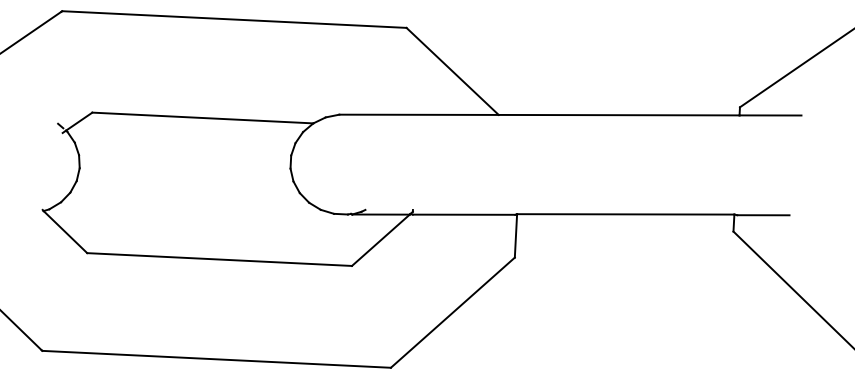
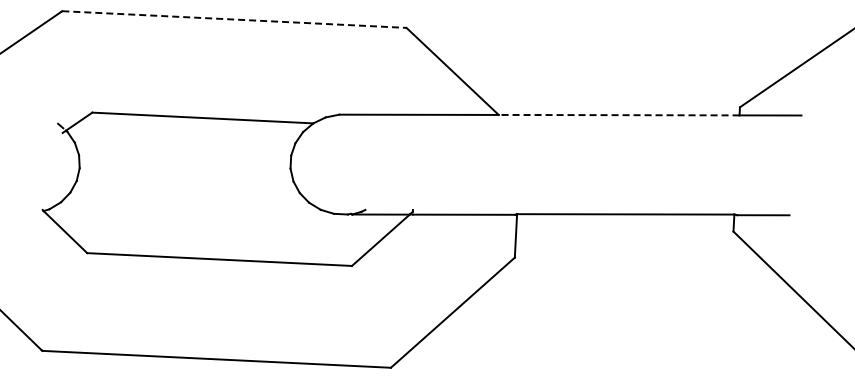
line: solid -> dashed (234, 19)
line: solid -> dashed (618, 115)
